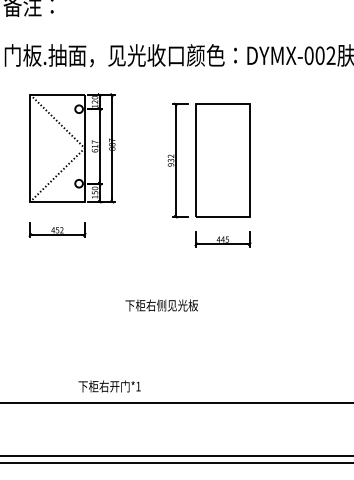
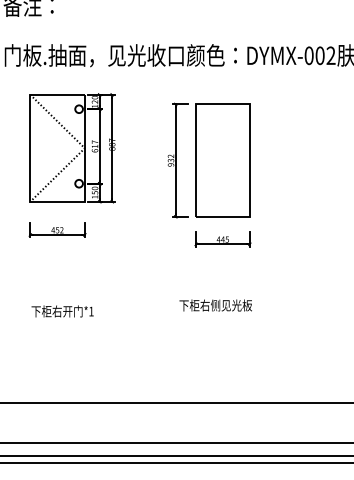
text position: (161, 305) -> (215, 305) (215, 305)
text position: (109, 386) -> (62, 311) (62, 311)
line: none -> present (176, 442)
